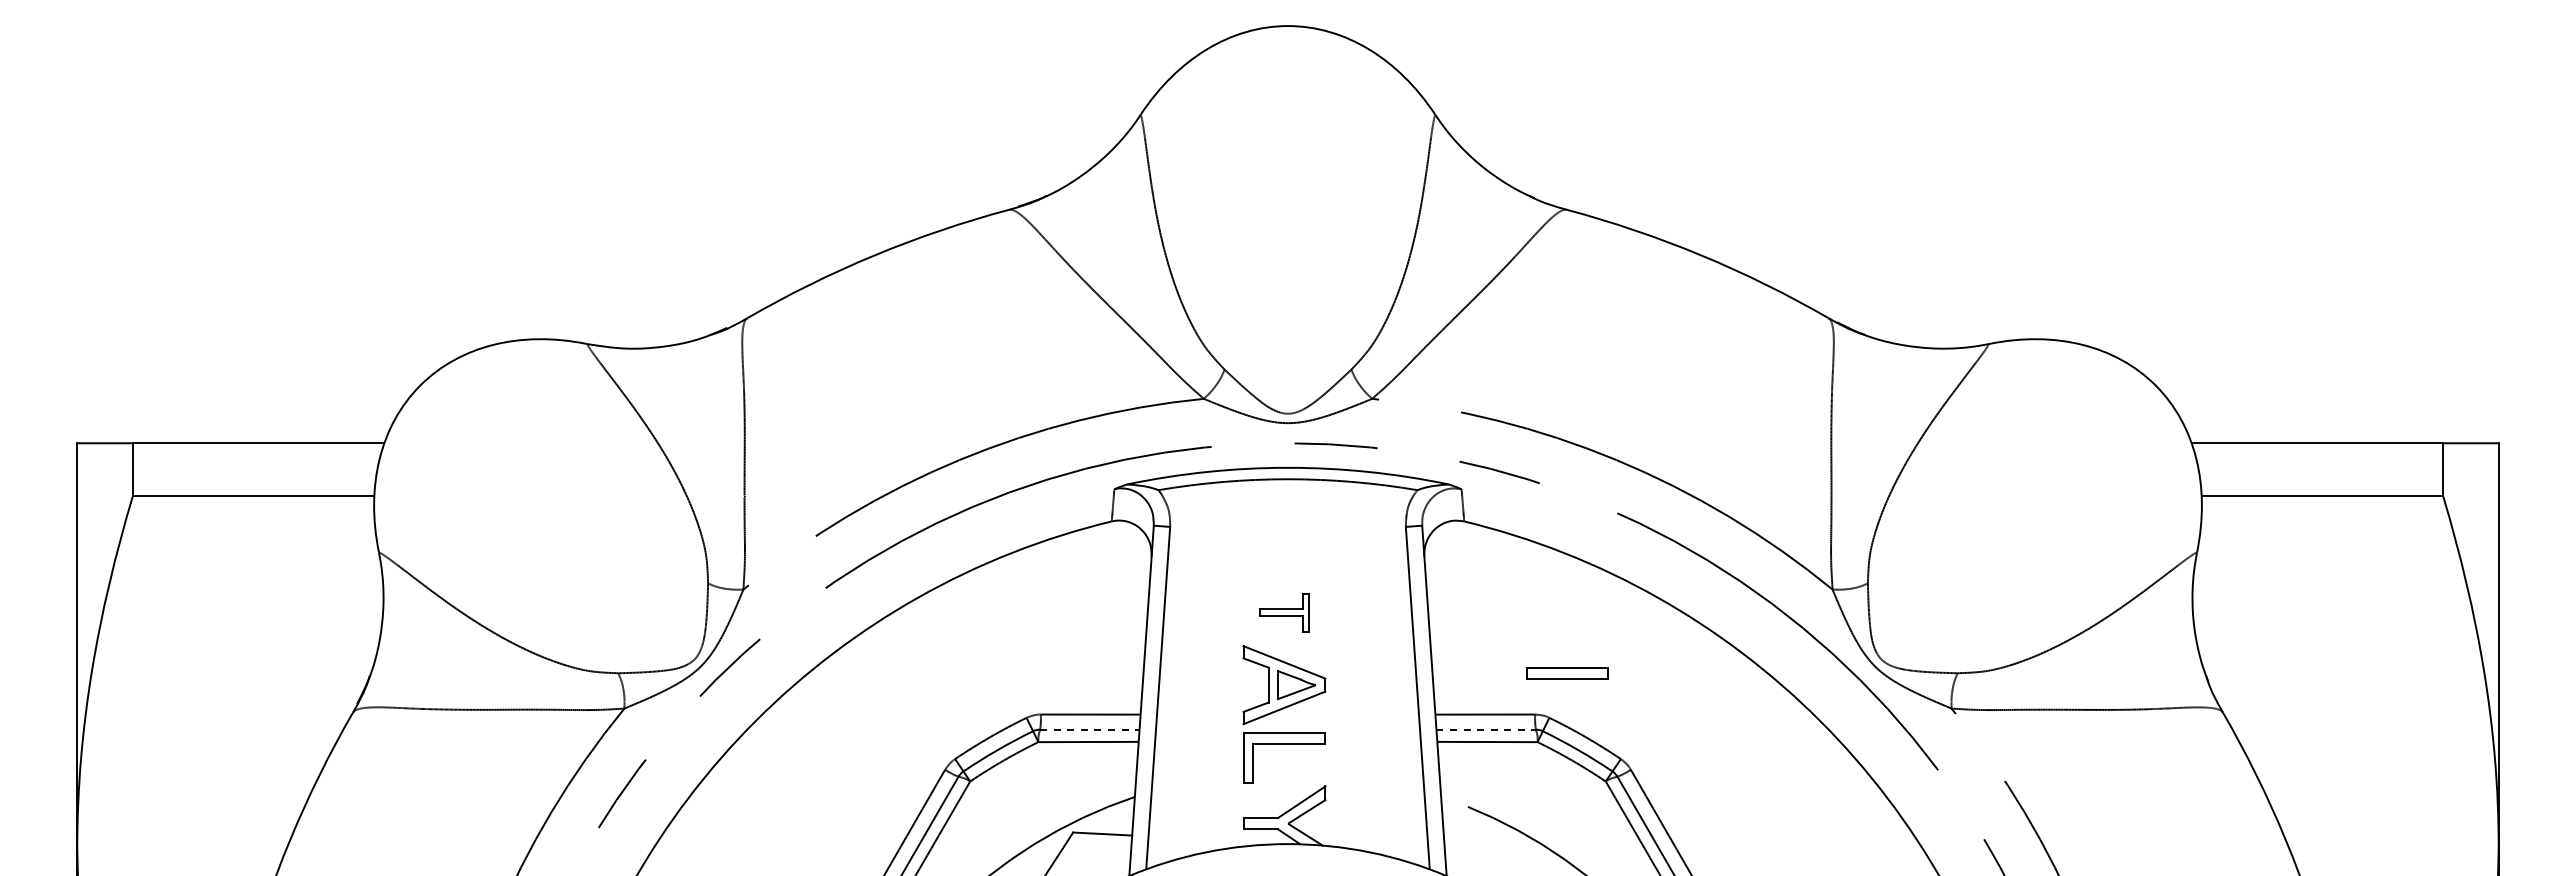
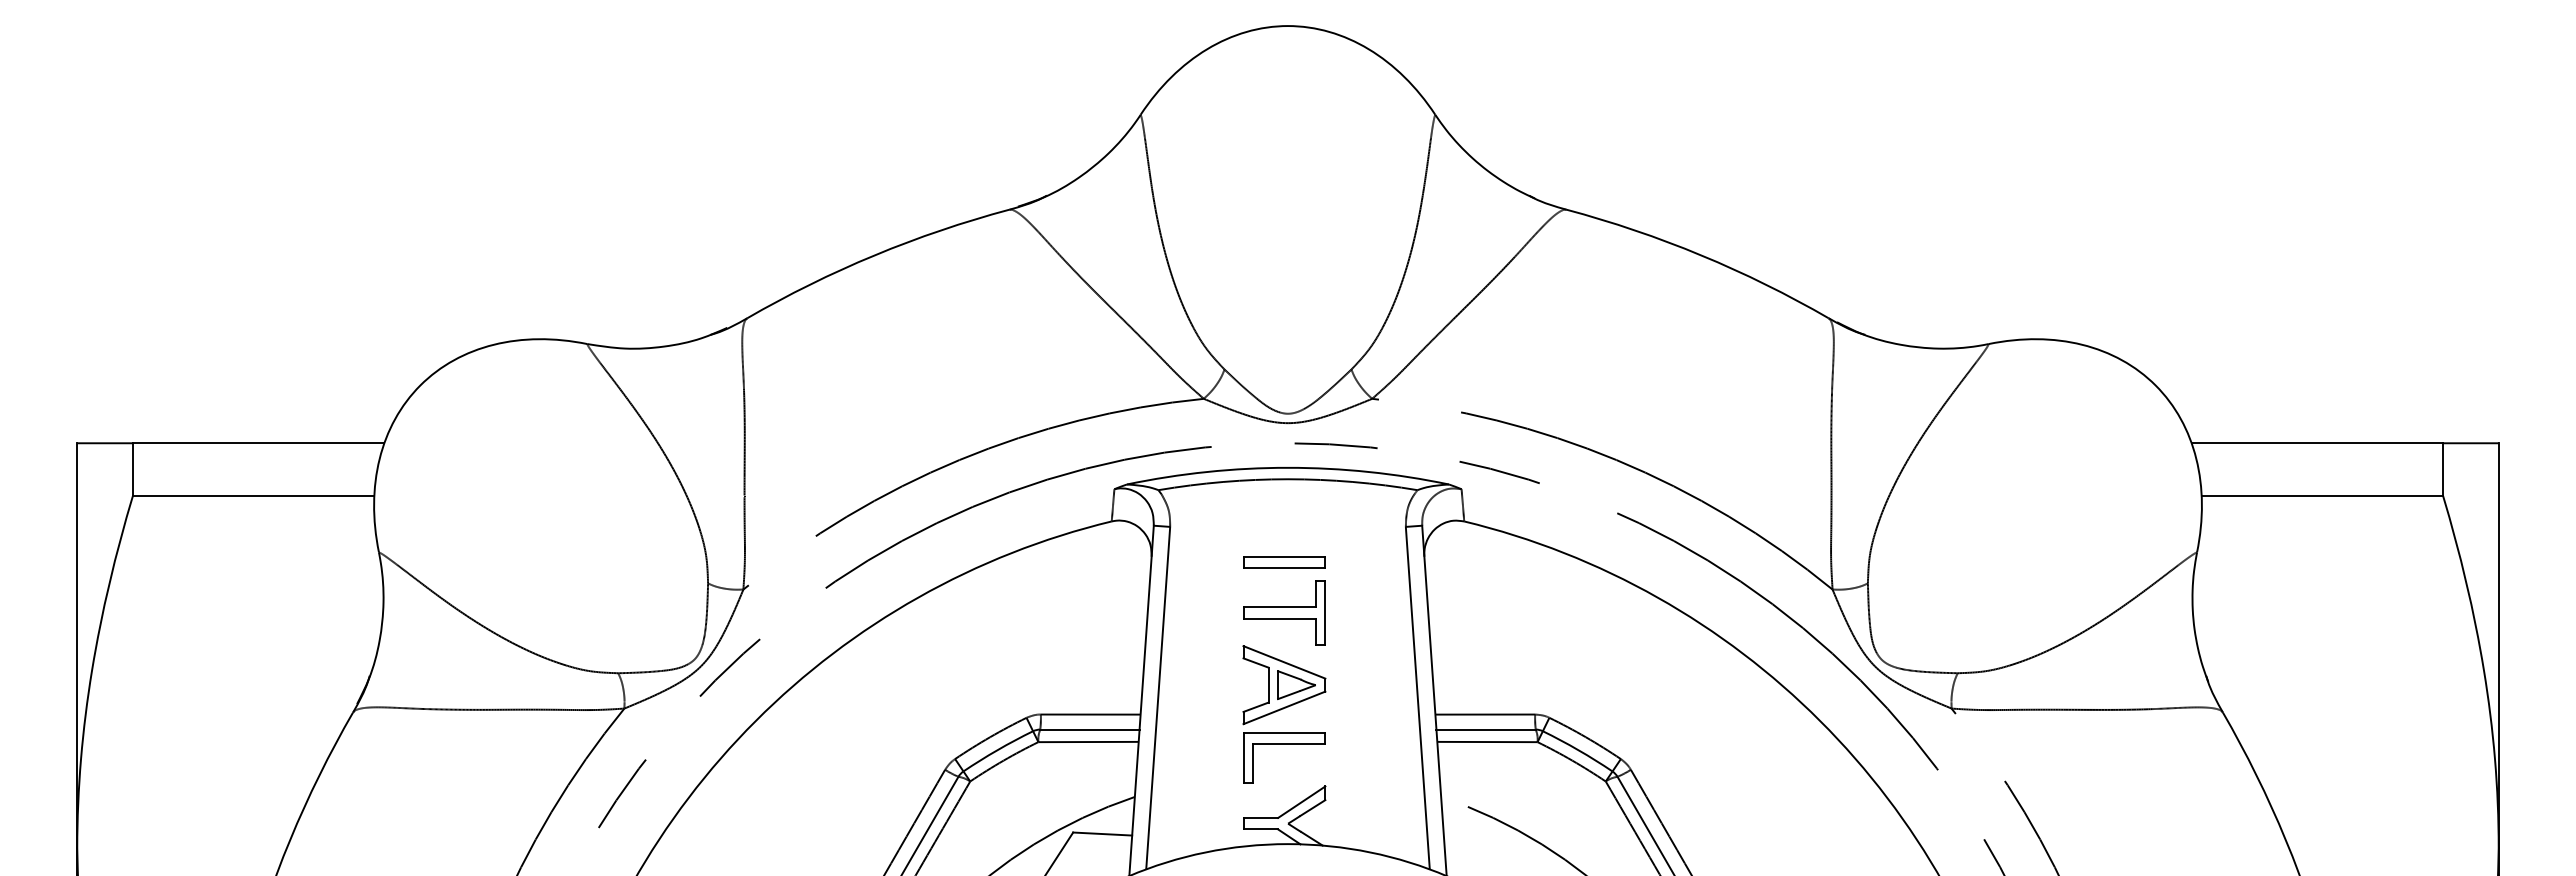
part size: 51x40 px -> 83x66 px (1284, 612)
part position: (1567, 673) -> (1284, 562) (1284, 562)
line: dashed -> solid (1089, 729)
line: dashed -> solid (1486, 729)
